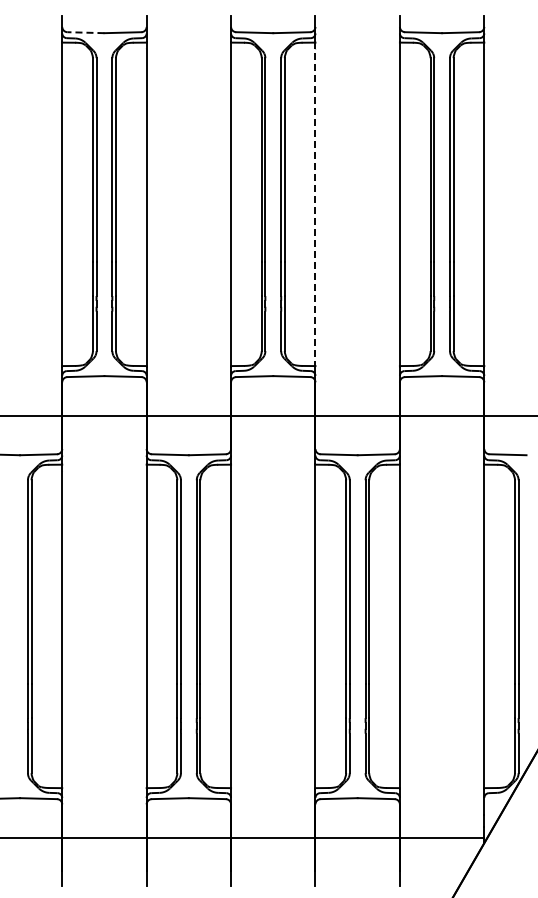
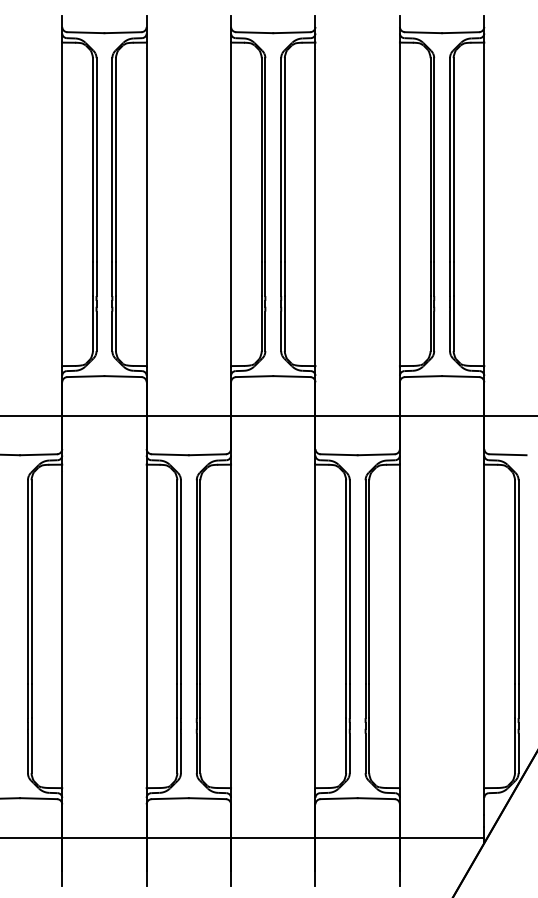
line: dashed -> solid (85, 32)
line: dashed -> solid (315, 204)
